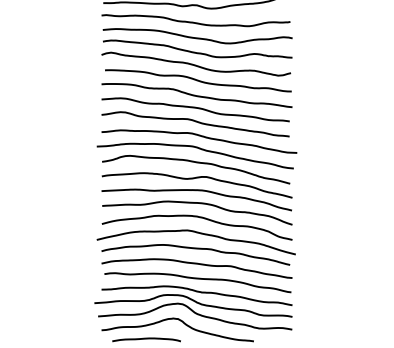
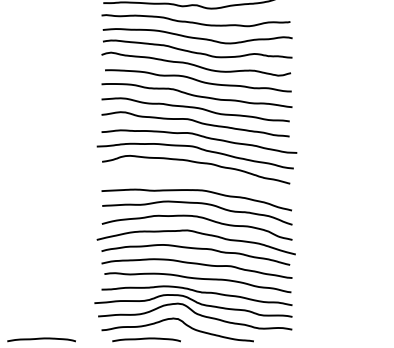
curve: present -> none (193, 179)
curve: none -> present (41, 339)
